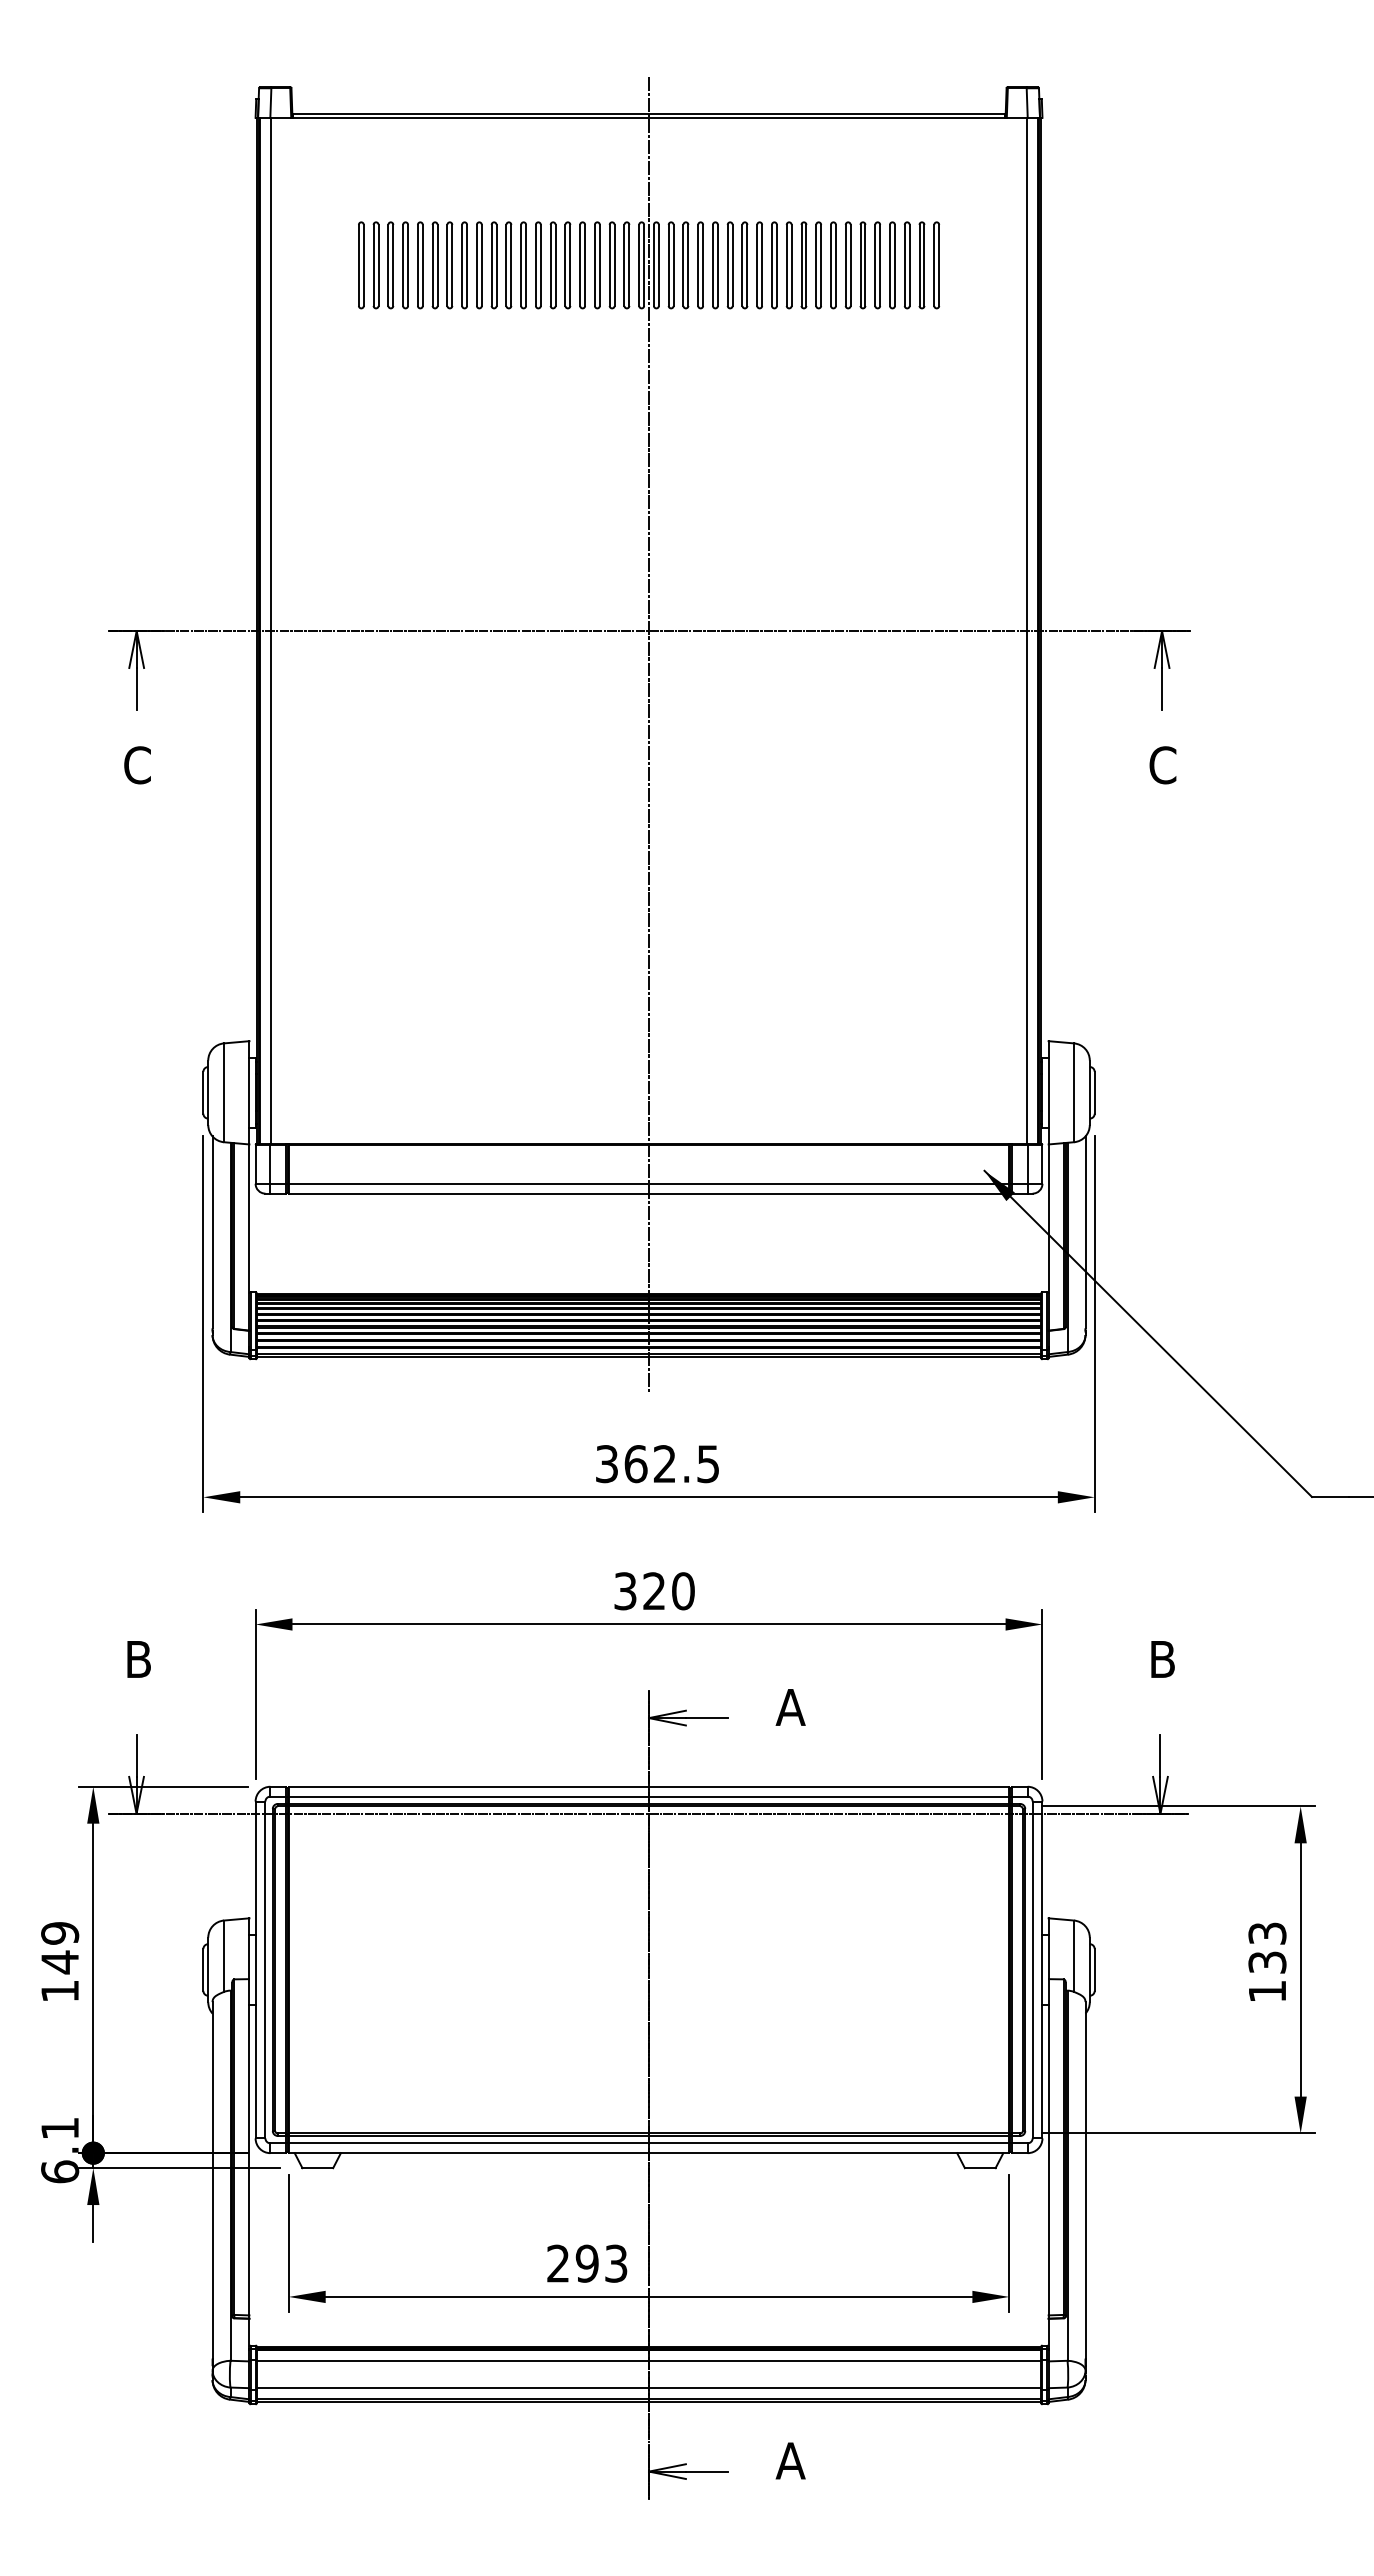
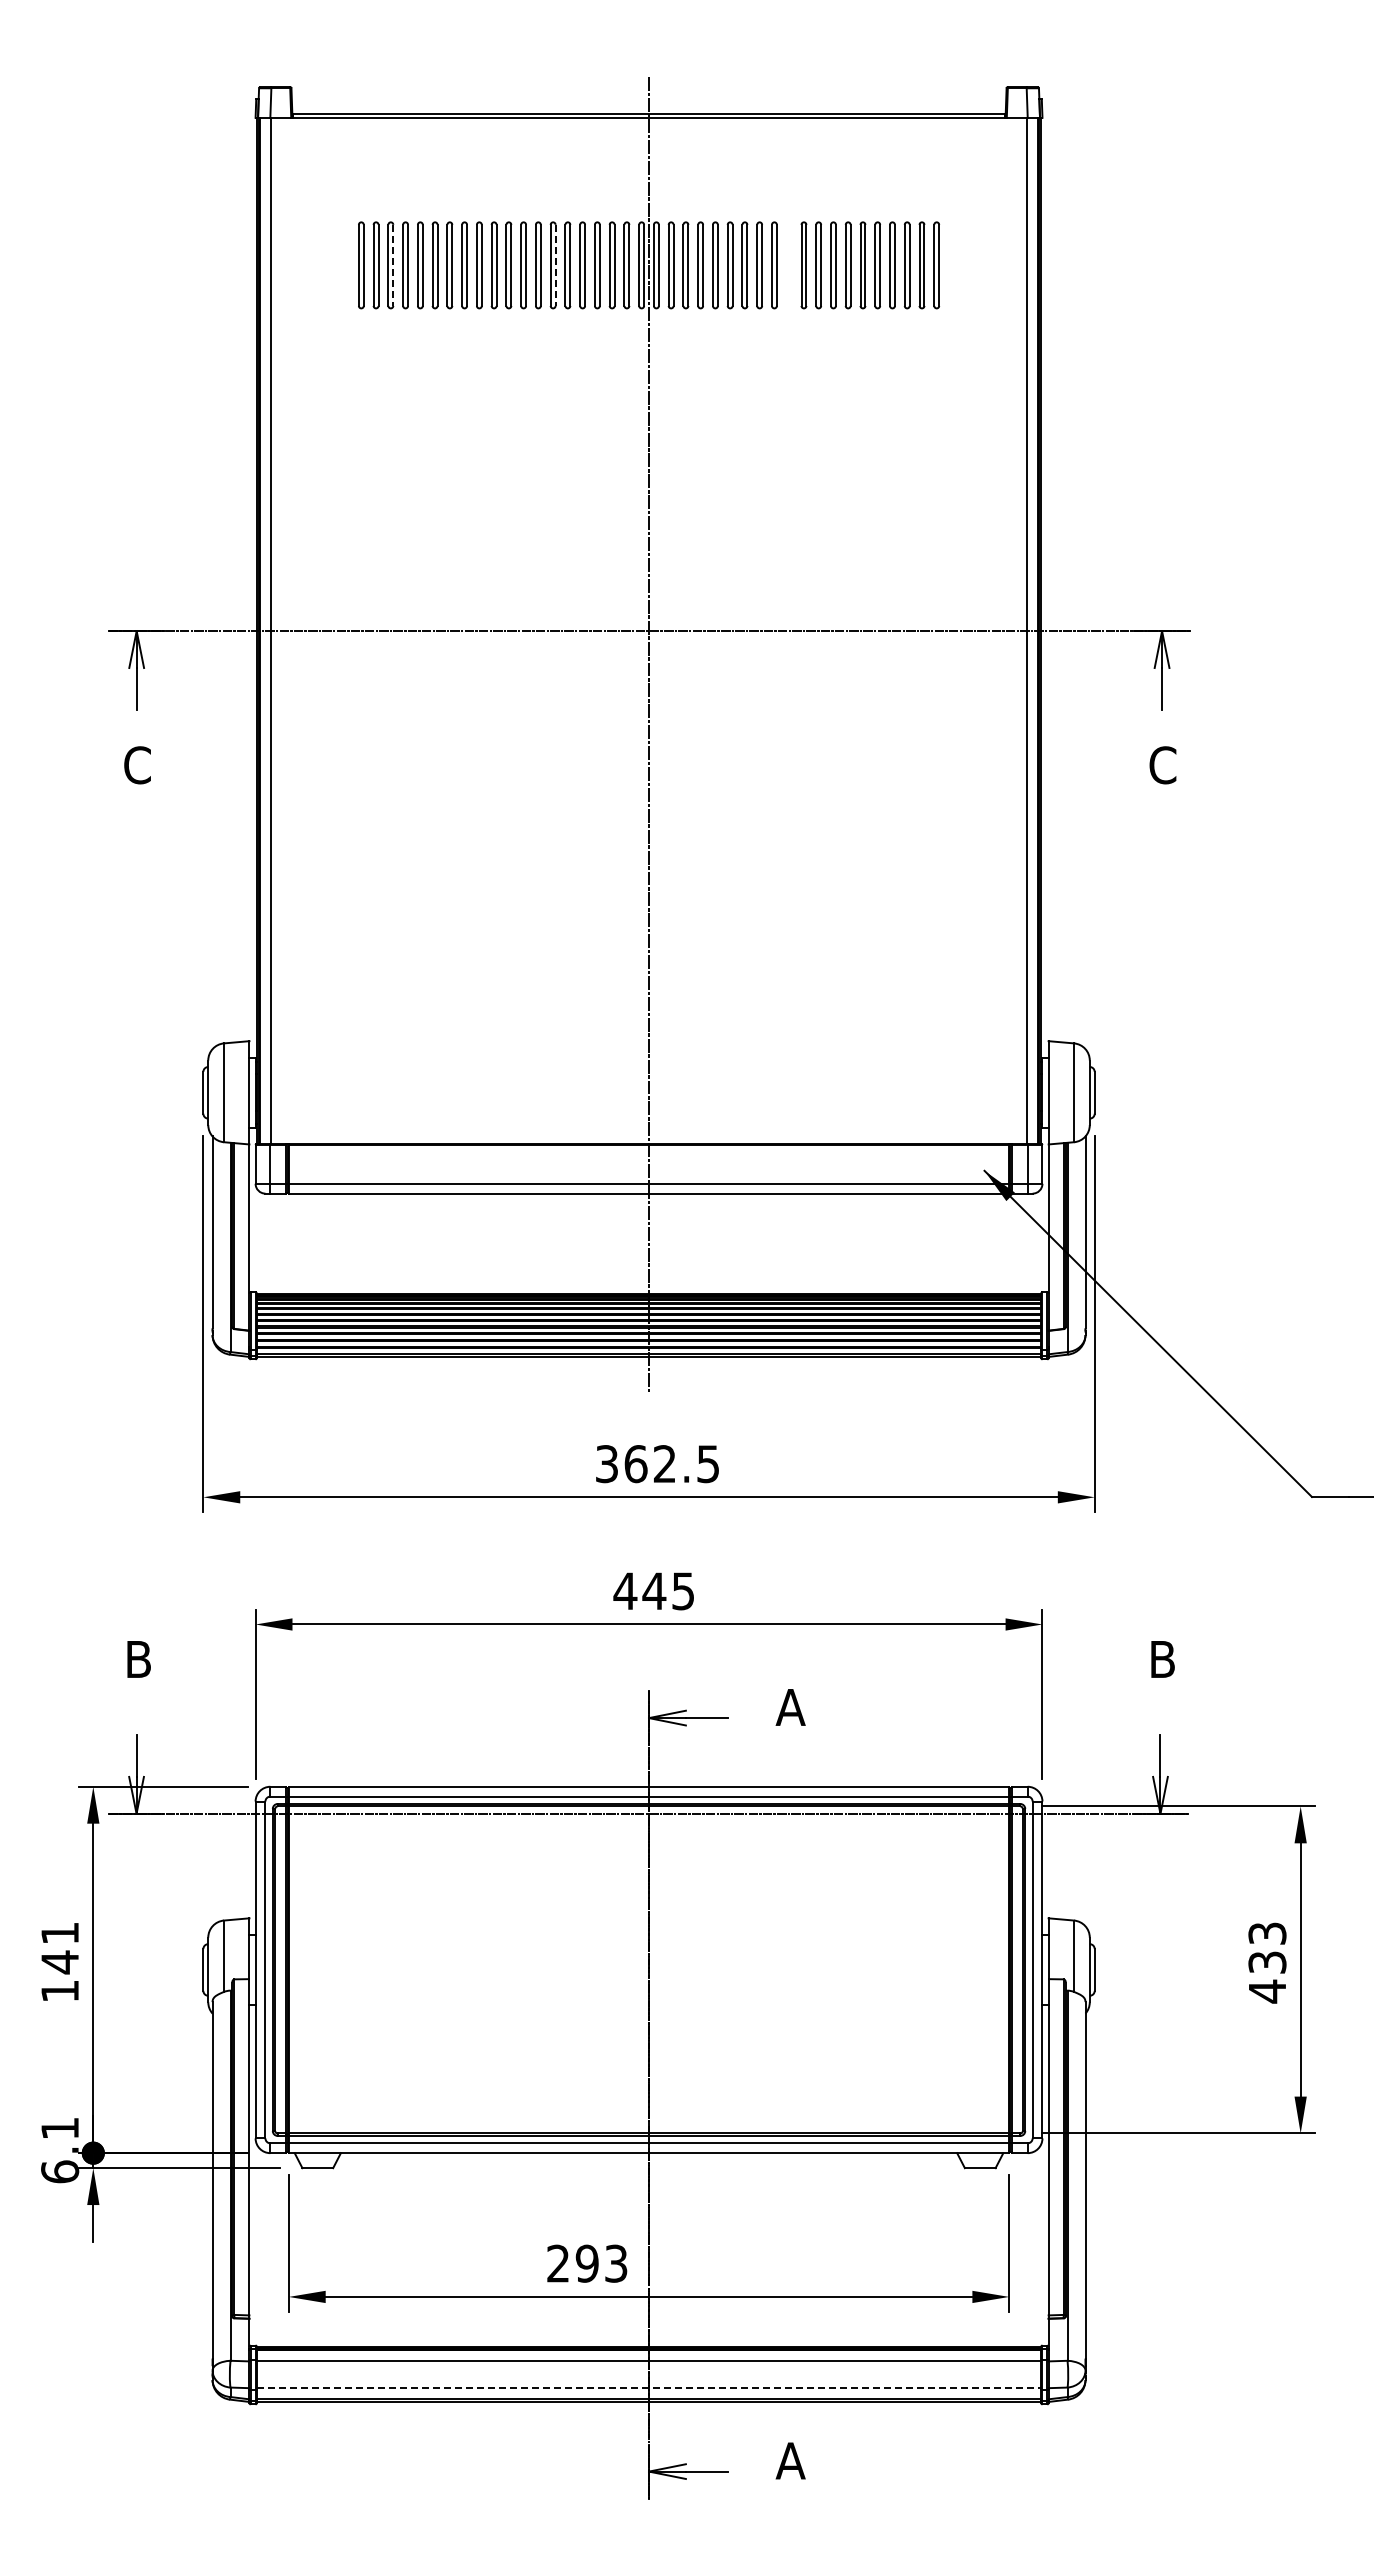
line: solid -> dashed (393, 265)
line: solid -> dashed (555, 265)
part: present -> none (788, 265)
text: 320 -> 445 (653, 1591)
text: 149 -> 141 (60, 1933)
text: 133 -> 433 (1267, 1991)
line: solid -> dashed (649, 2388)
